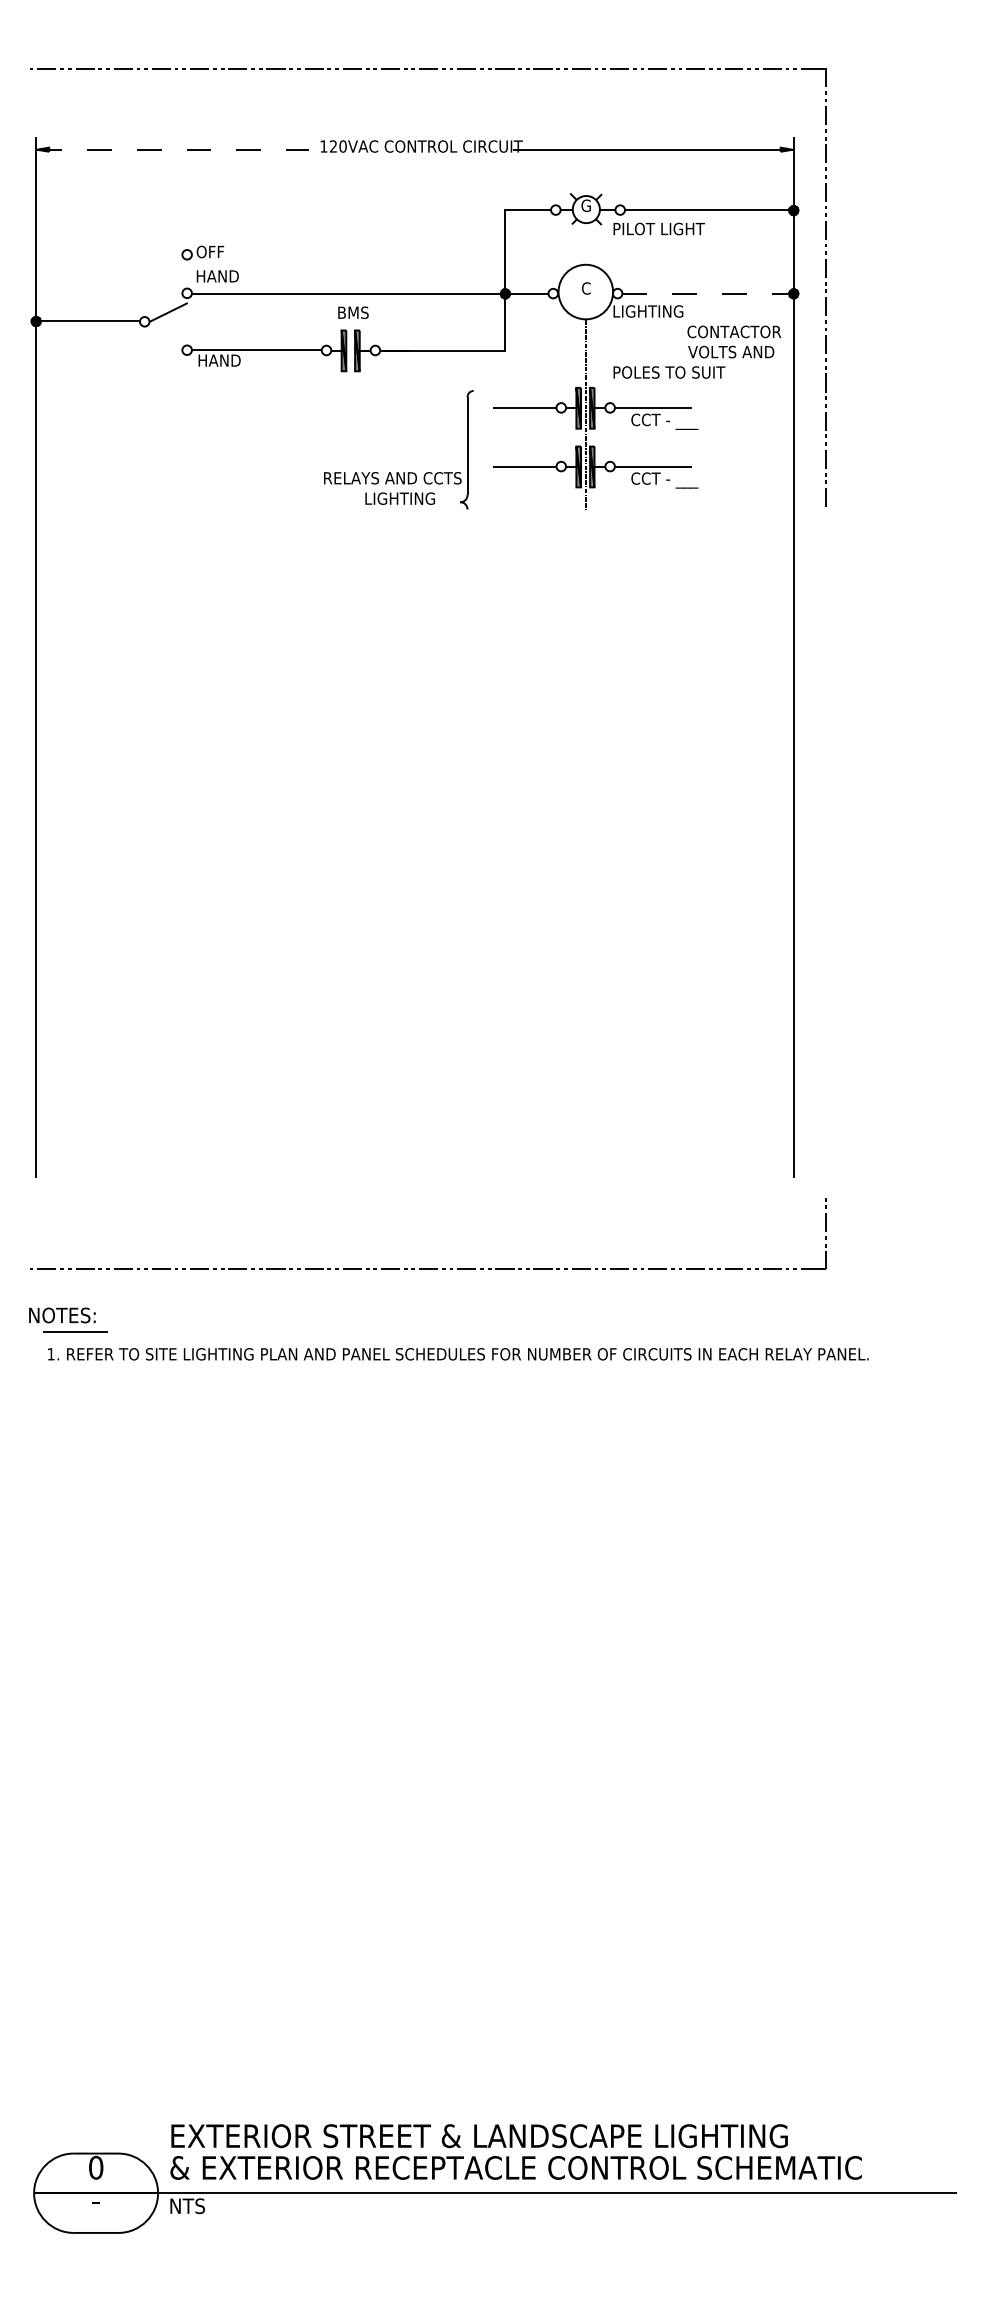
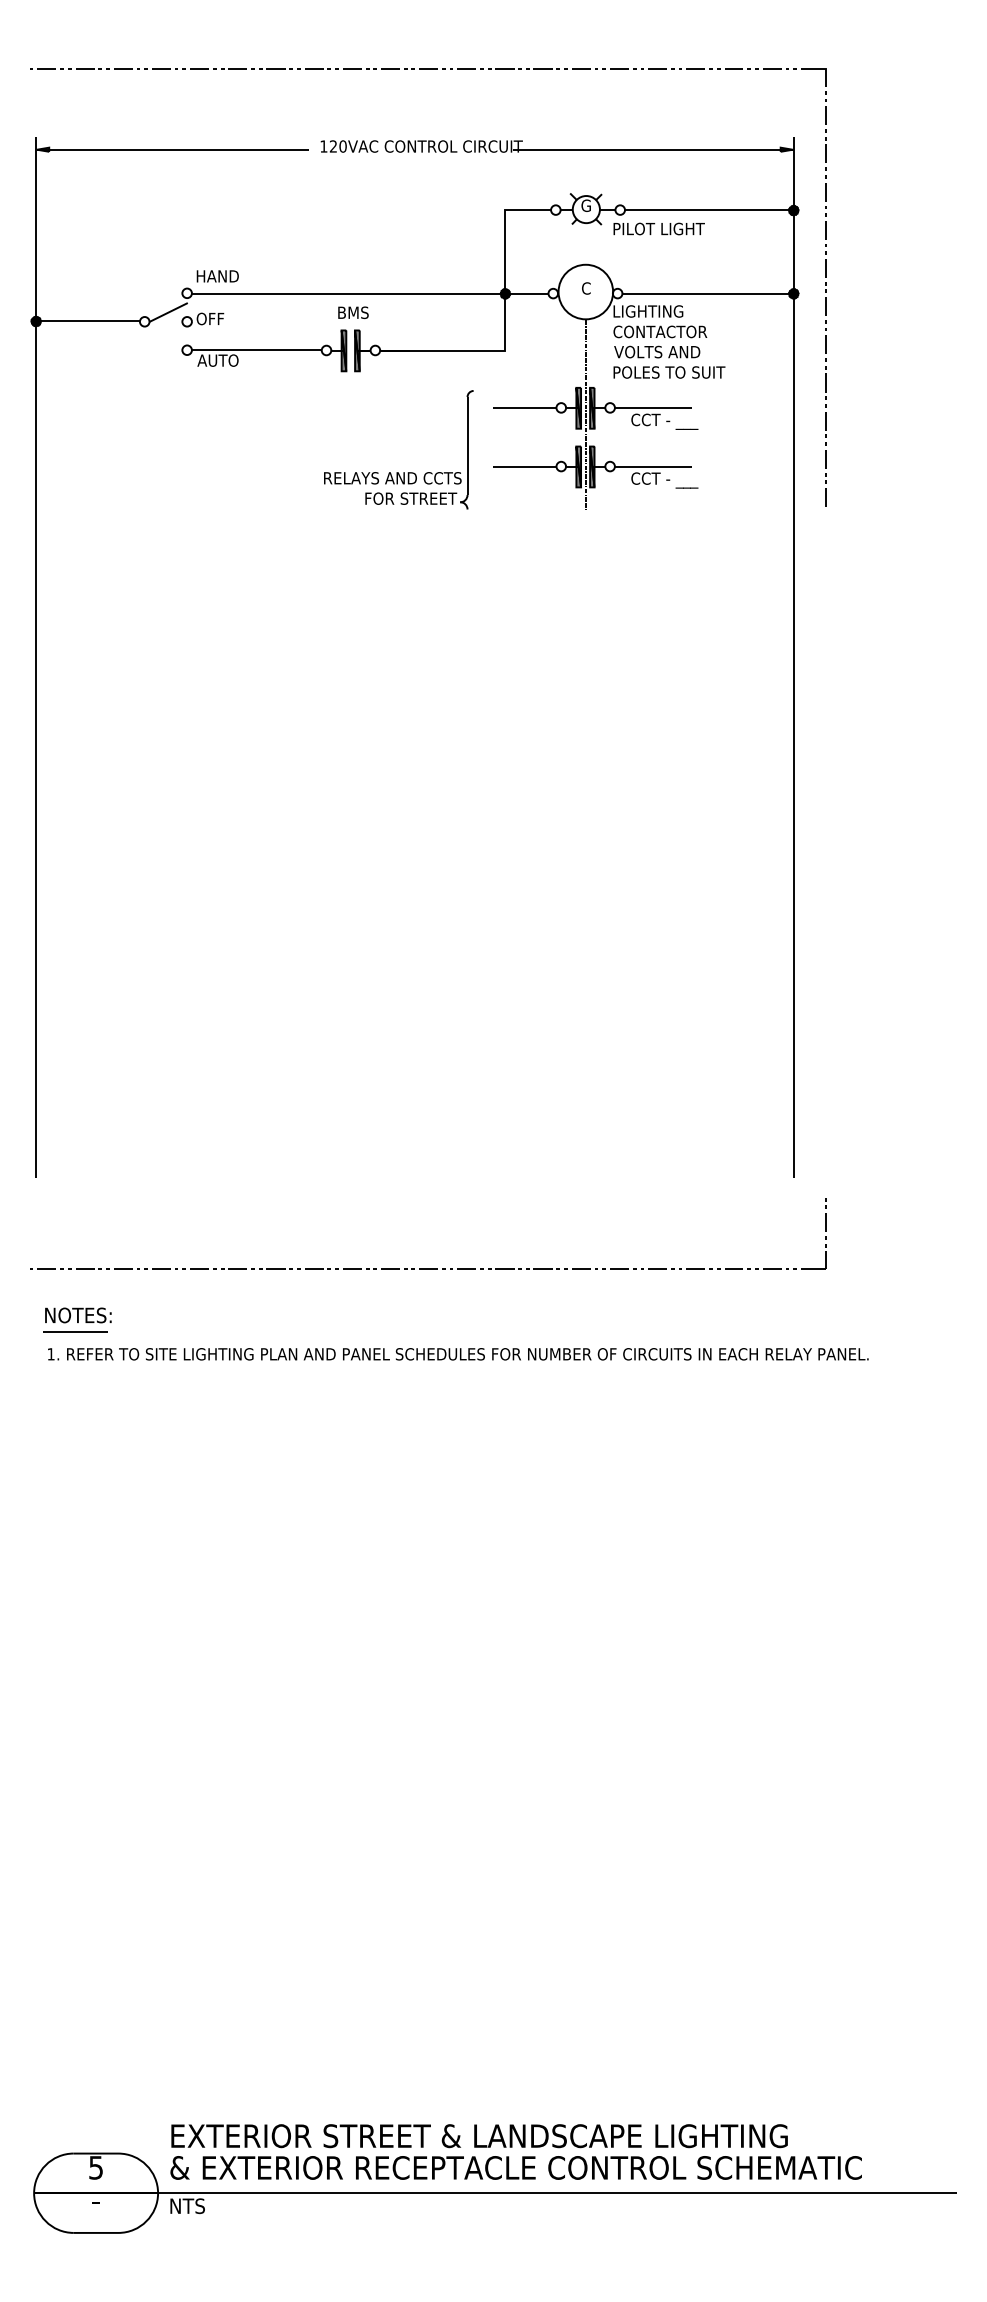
line: dashed -> solid (173, 149)
part position: (202, 252) -> (202, 319) (202, 319)
line: dashed -> solid (708, 293)
text position: (734, 341) -> (660, 341) (660, 341)
text: HAND -> AUTO (218, 360)
text: LIGHTING -> FOR STREET (411, 498)
text position: (62, 1315) -> (78, 1315) (78, 1315)
text: 0 -> 5 (96, 2167)
